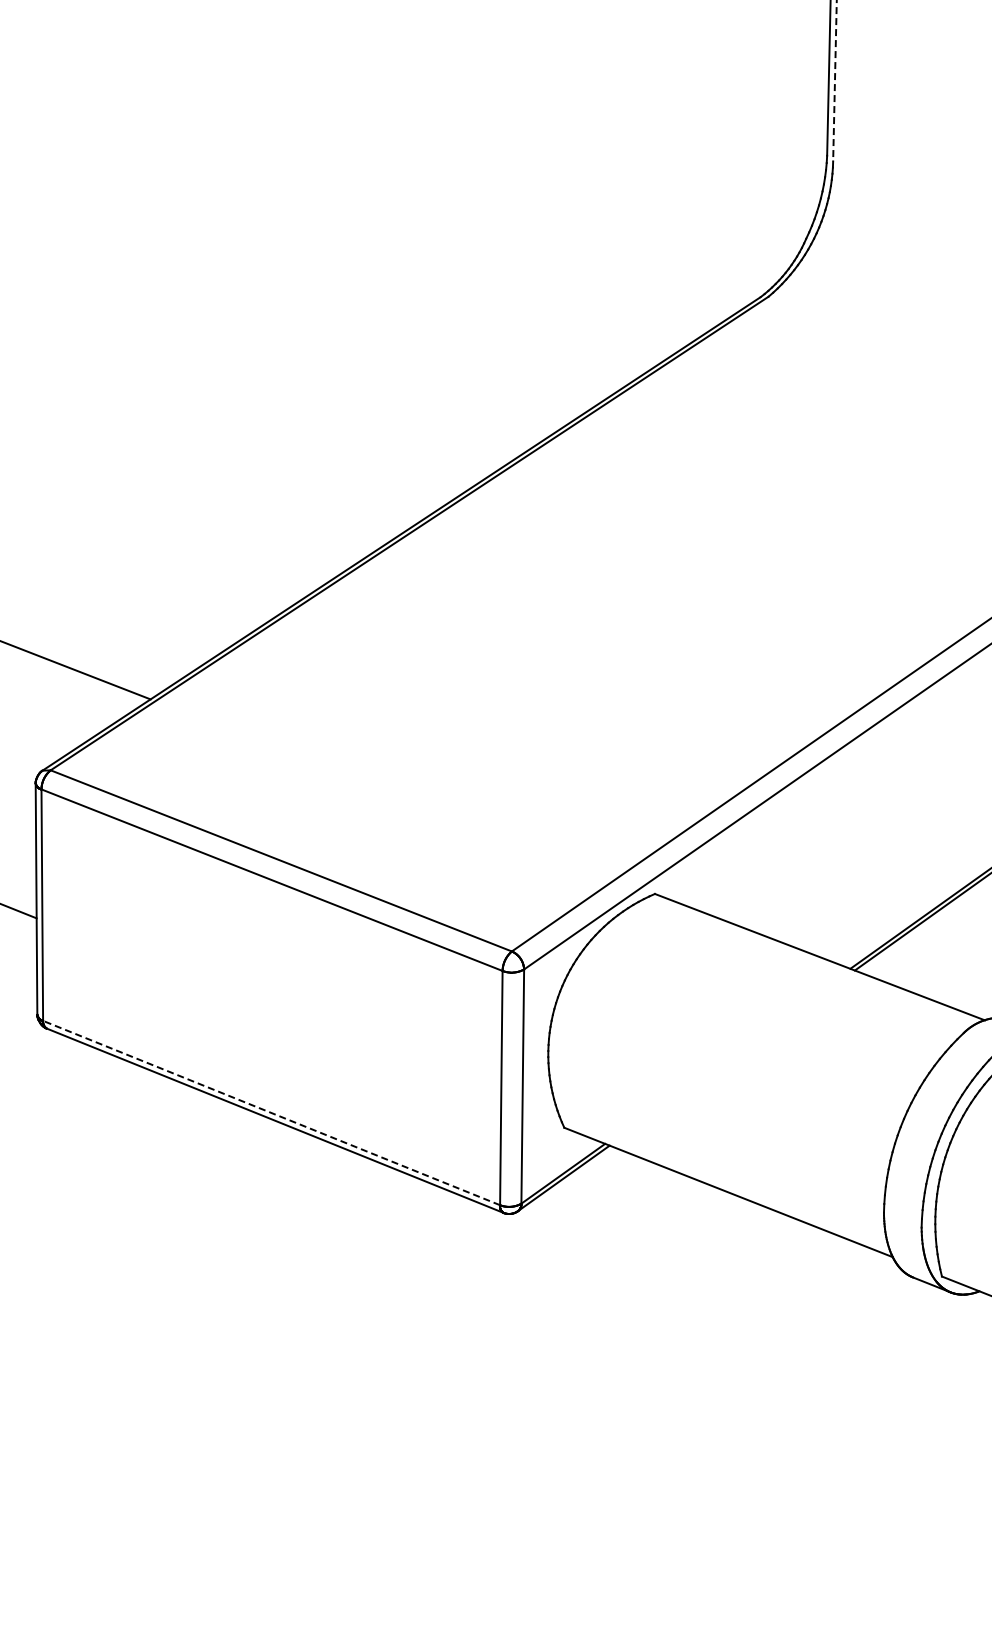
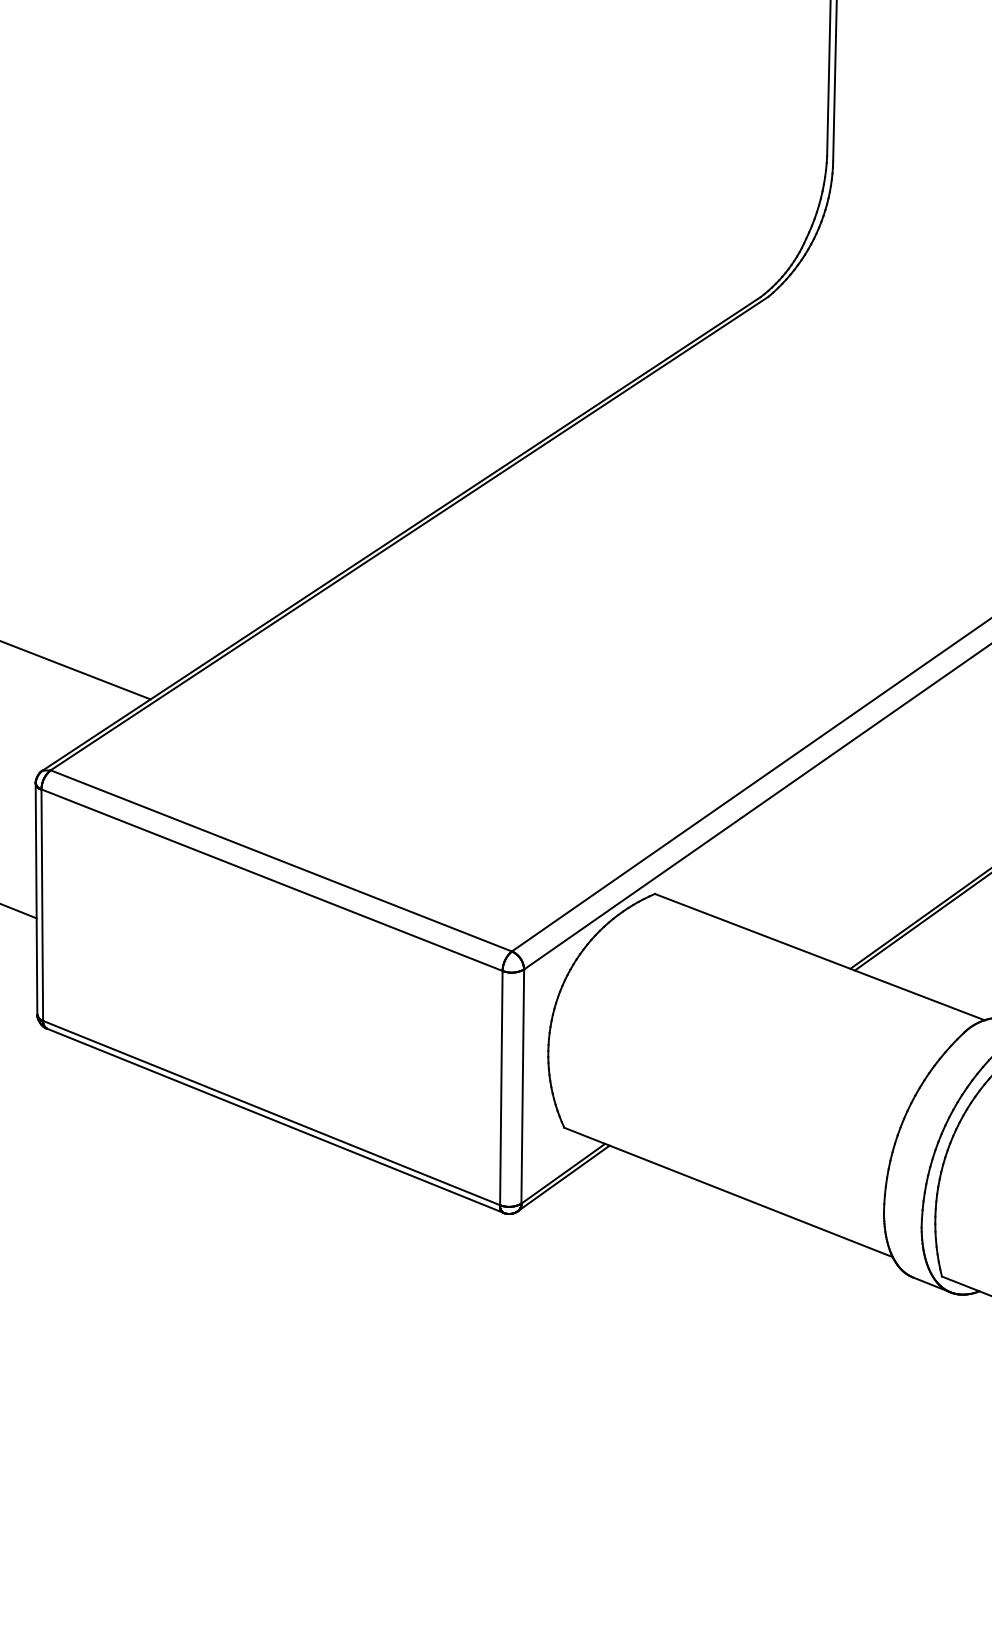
line: dashed -> solid (834, 81)
line: dashed -> solid (271, 1112)
